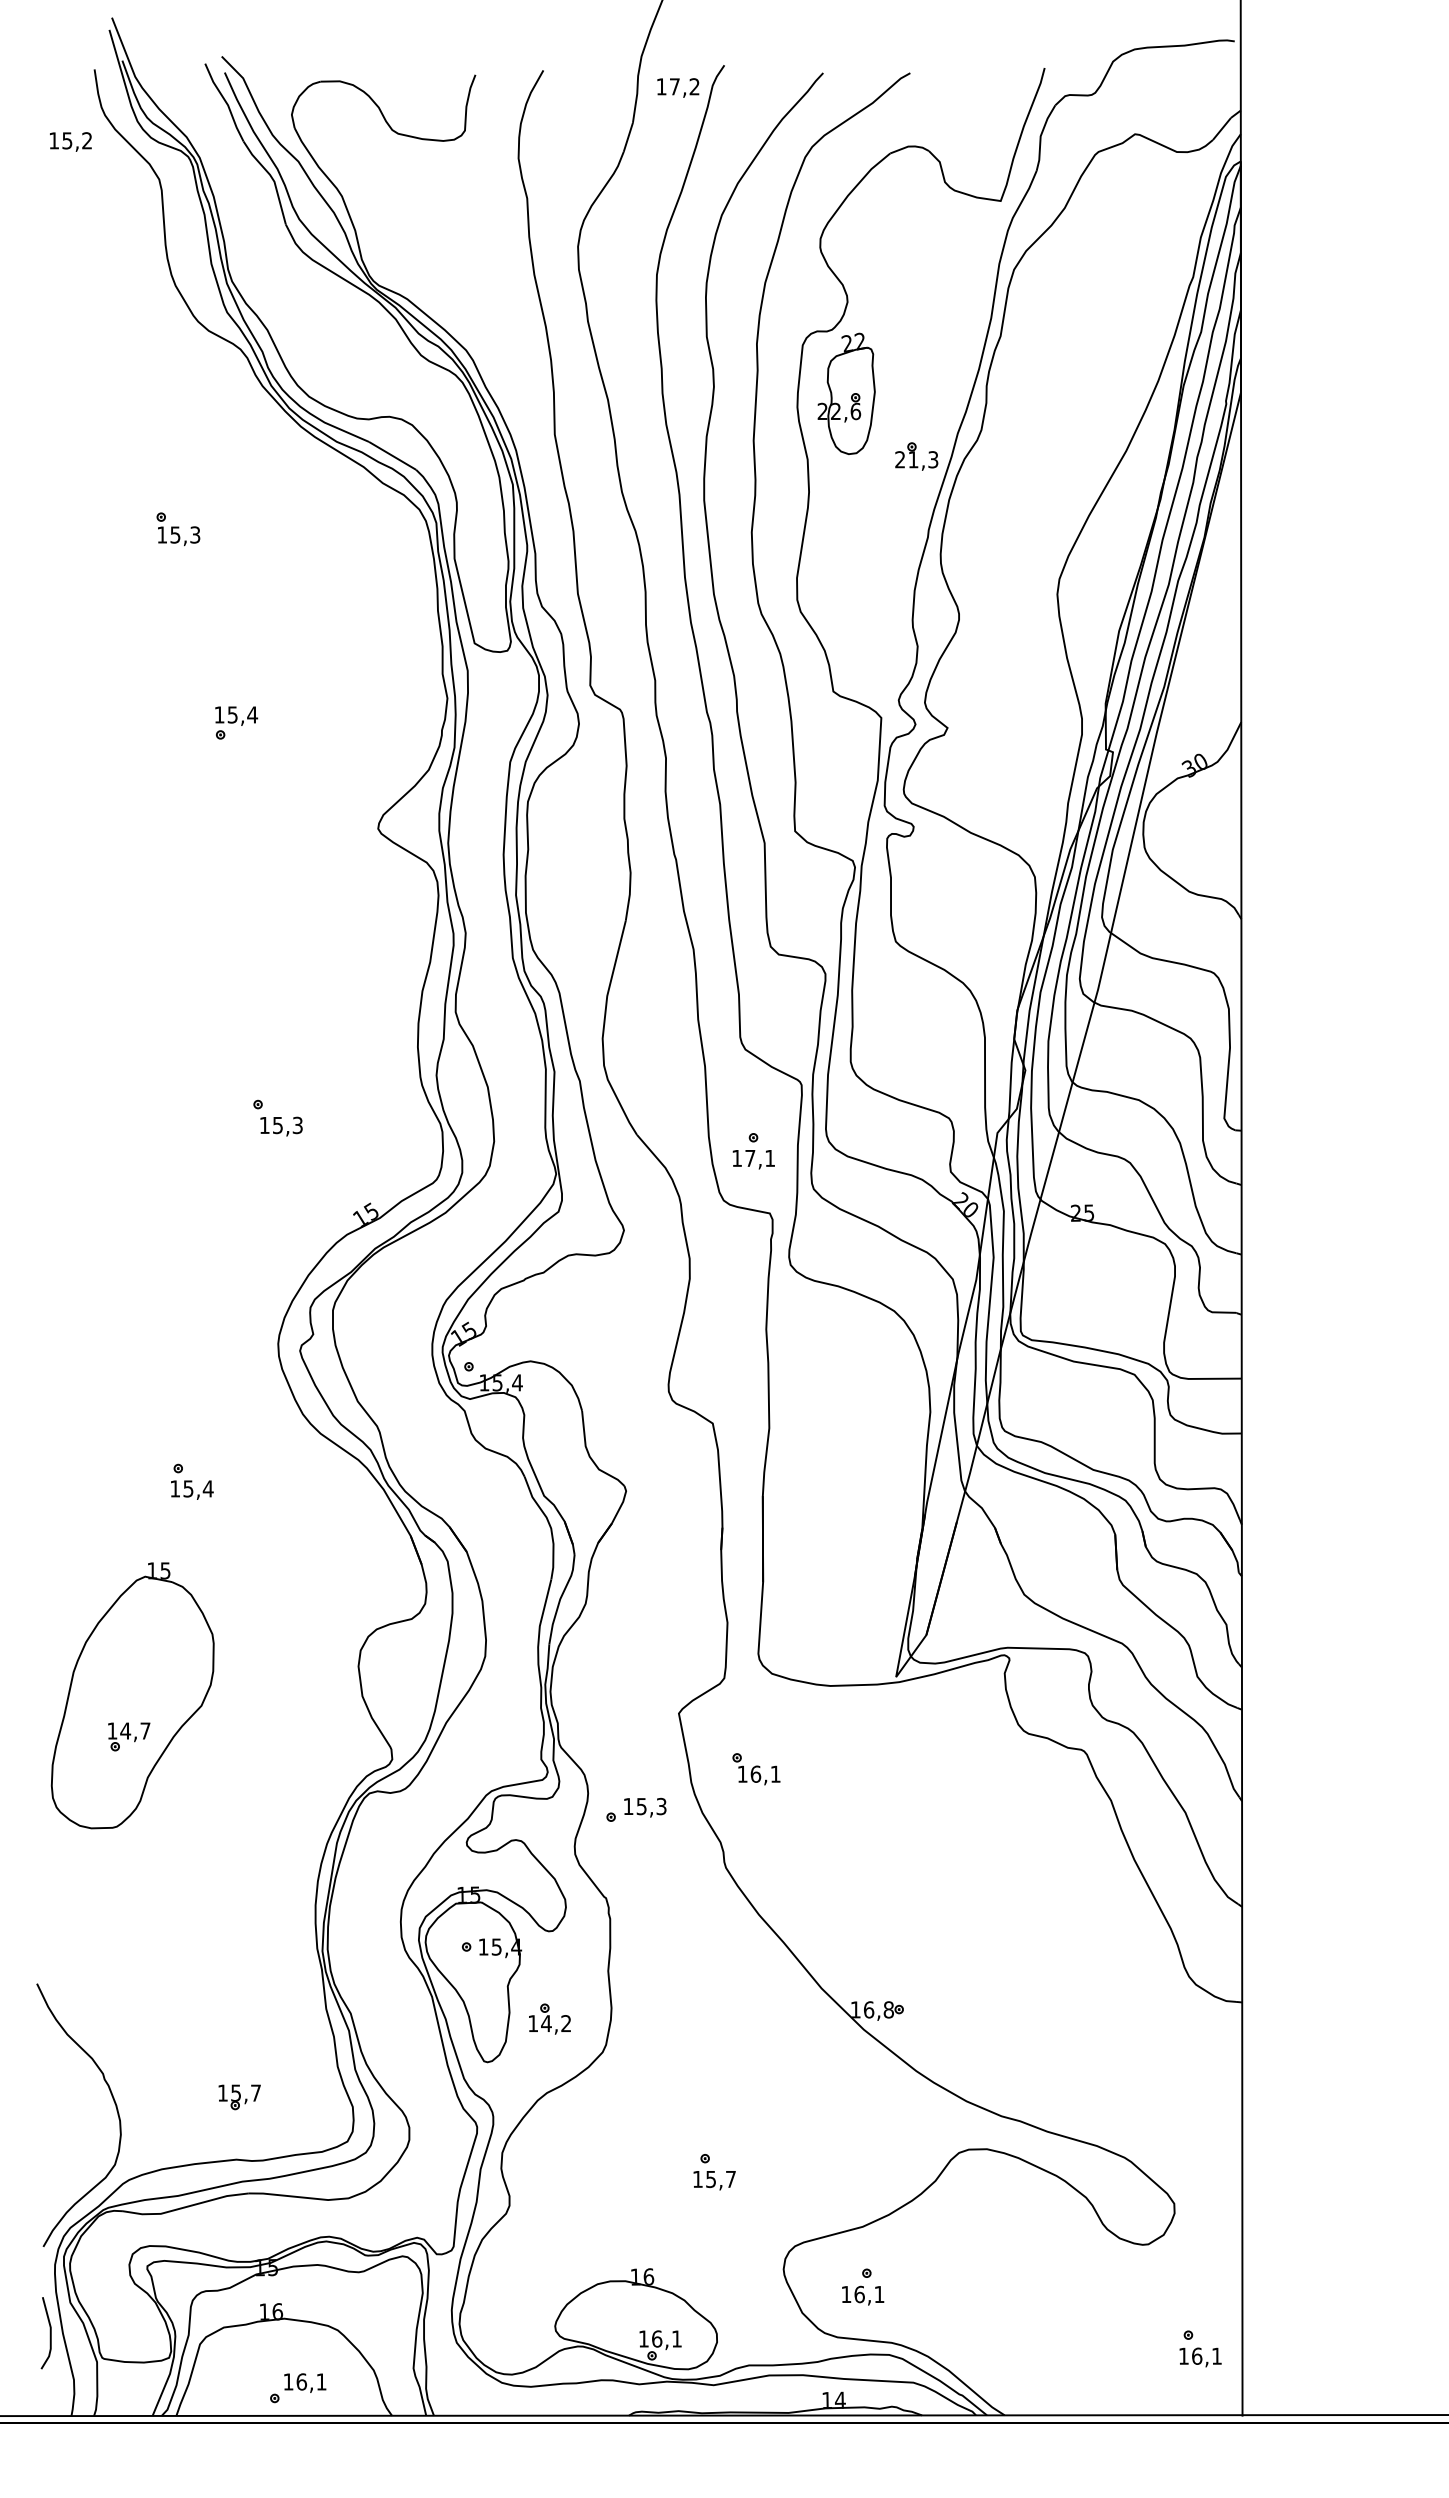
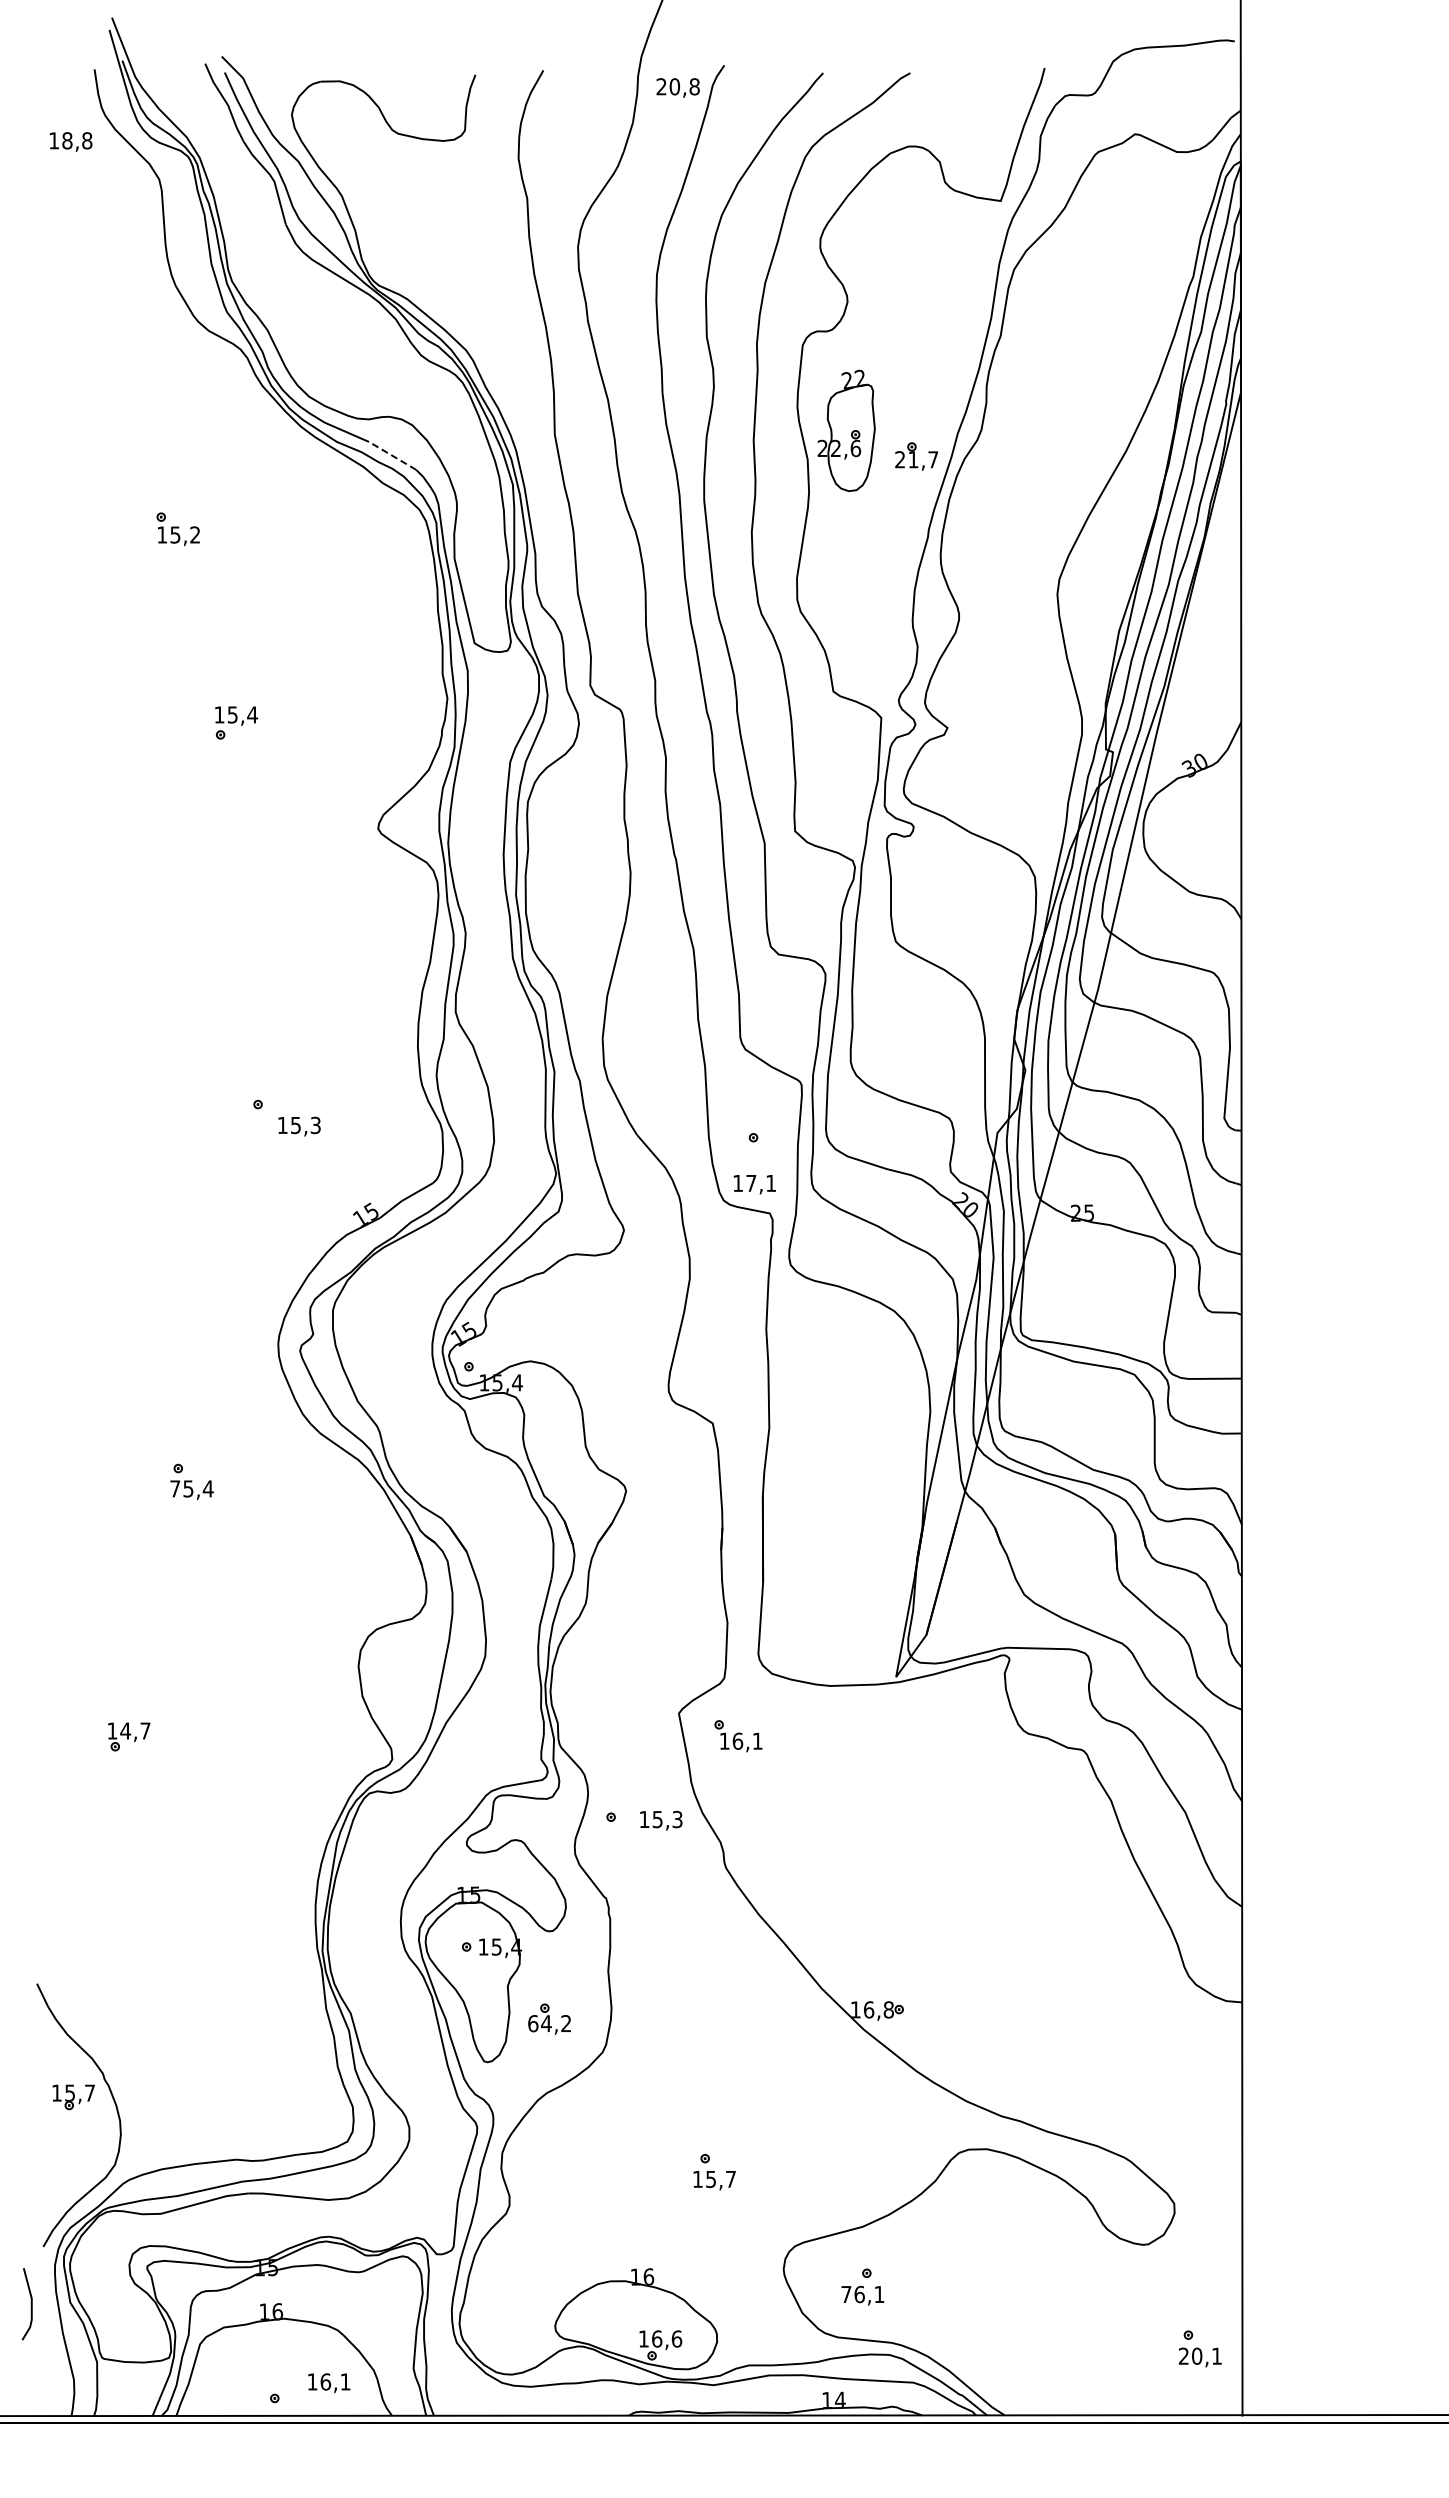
text: 17,2 -> 20,8 (677, 86)
text: 15,2 -> 18,8 (77, 140)
part position: (846, 393) -> (846, 430) (846, 430)
line: solid -> dashed (392, 455)
text: 21,3 -> 21,7 (933, 459)
text: 15,3 -> 15,2 (195, 534)
text position: (281, 1126) -> (299, 1126) (299, 1126)
text position: (753, 1159) -> (754, 1184) (754, 1184)
text: 15,4 -> 75,4 (175, 1488)
part: present -> none (132, 1695)
part position: (756, 1769) -> (738, 1736) (738, 1736)
text position: (645, 1807) -> (661, 1820) (661, 1820)
text: 14,2 -> 64,2 (533, 2023)
part position: (239, 2097) -> (73, 2097) (73, 2097)
text: 16,1 -> 76,1 (846, 2294)
line position: (49, 2333) -> (30, 2304) (30, 2304)
text: 16,1 -> 16,6 (676, 2338)
text: 16,1 -> 20,1 (1190, 2355)
text position: (305, 2382) -> (329, 2382) (329, 2382)
